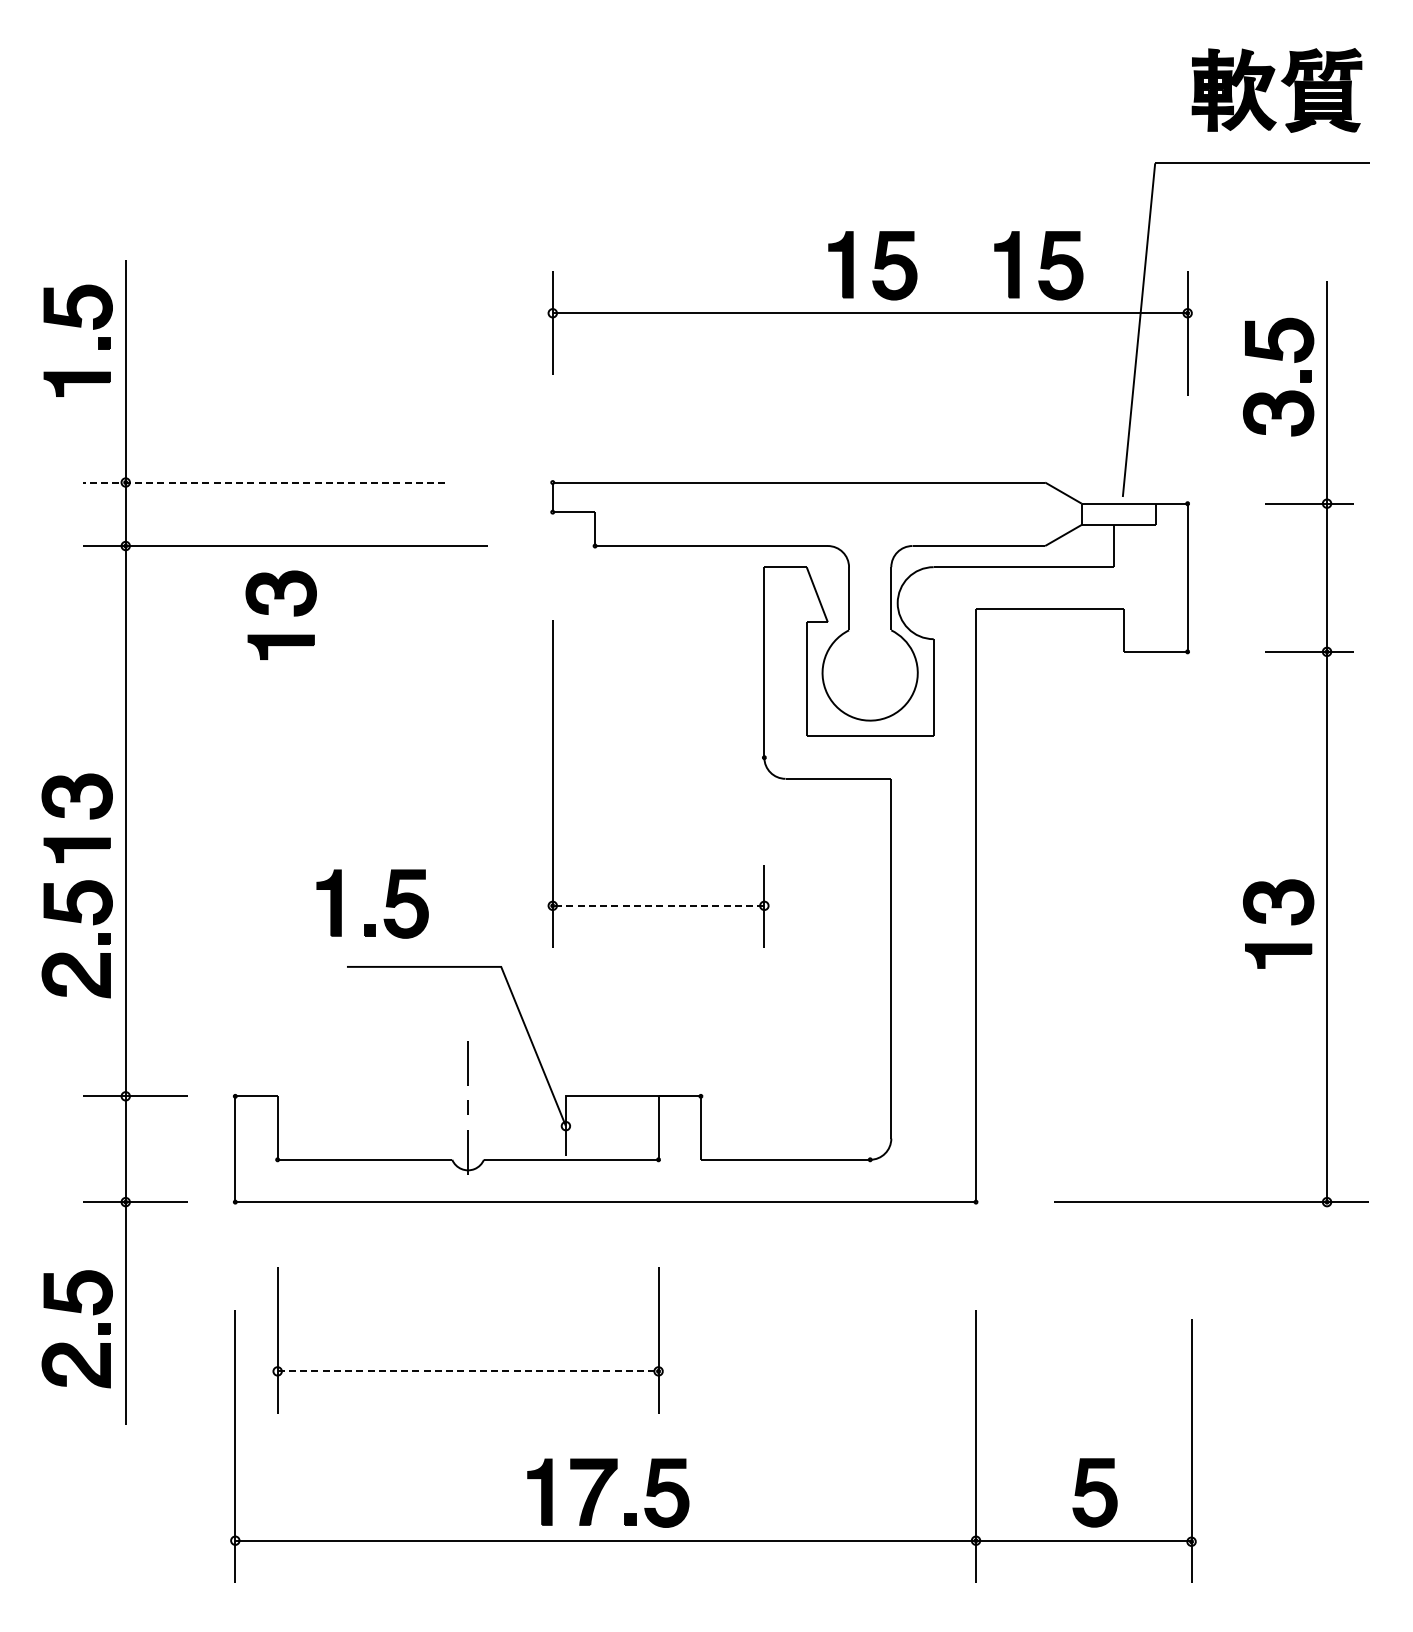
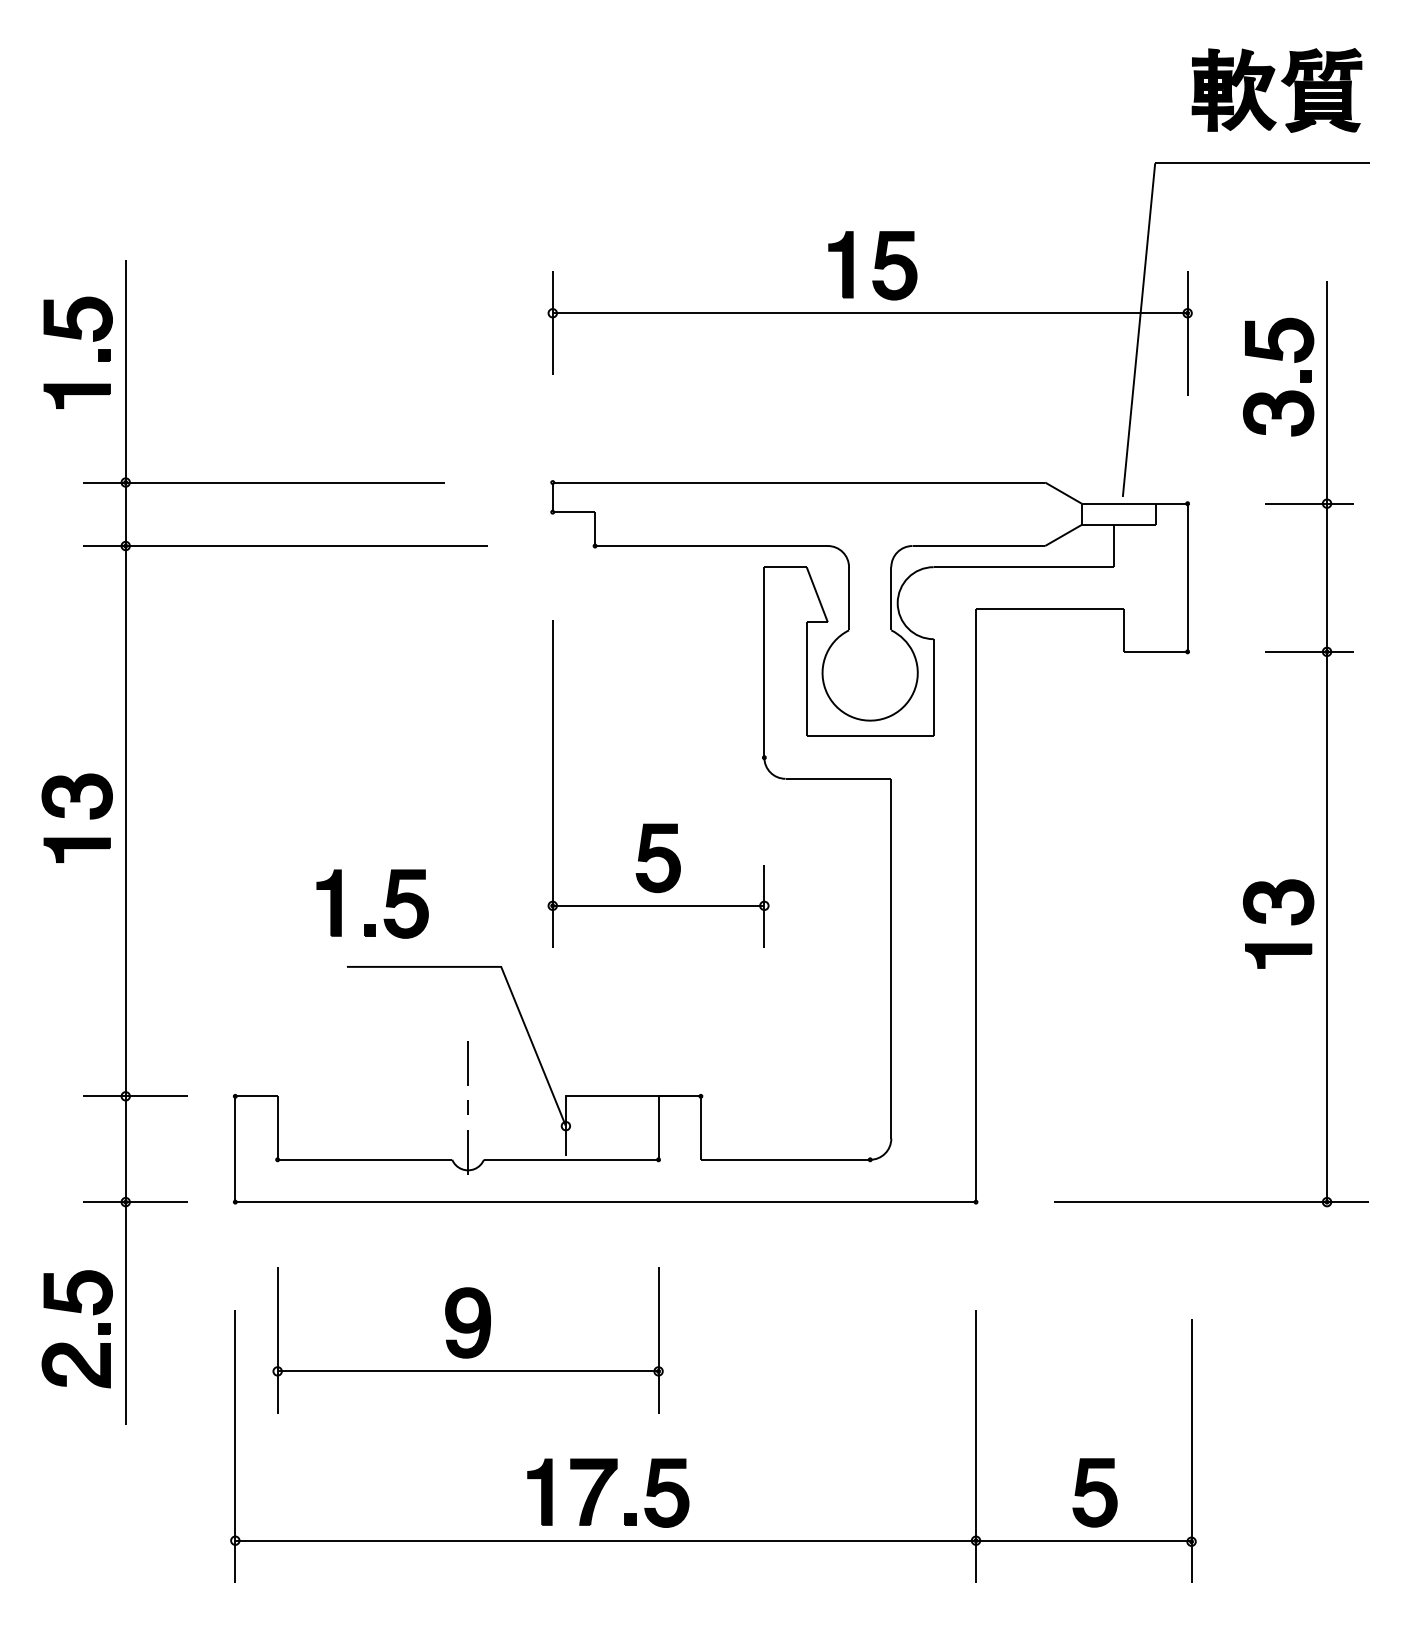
part: present -> none (1038, 265)
part position: (77, 327) -> (77, 339) (77, 339)
line: dashed -> solid (264, 482)
part: present -> none (268, 614)
part: none -> present (657, 858)
line: dashed -> solid (658, 905)
part: present -> none (68, 953)
part: none -> present (467, 1322)
line: dashed -> solid (468, 1371)
